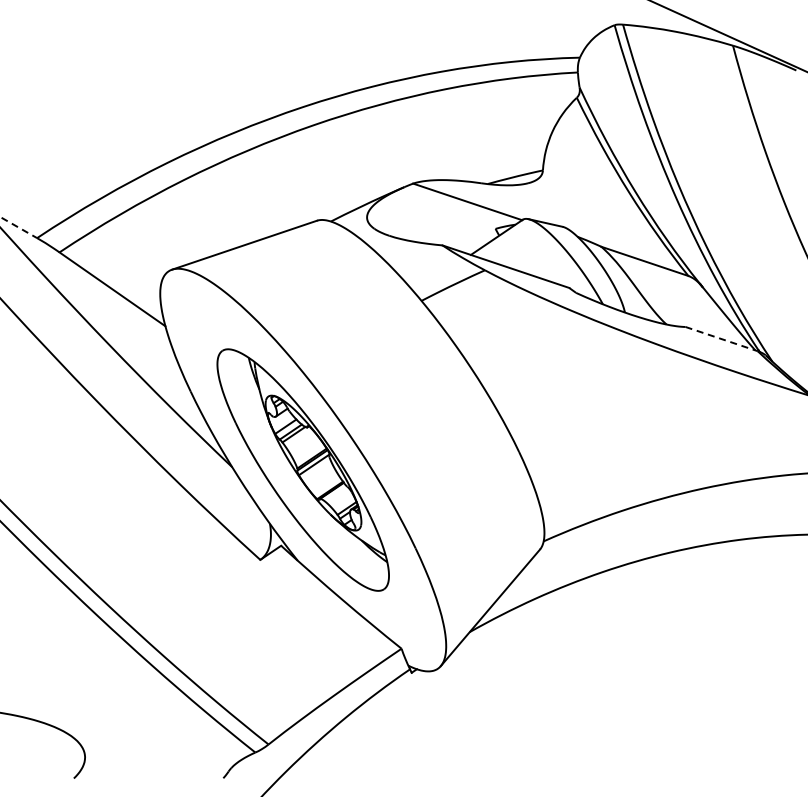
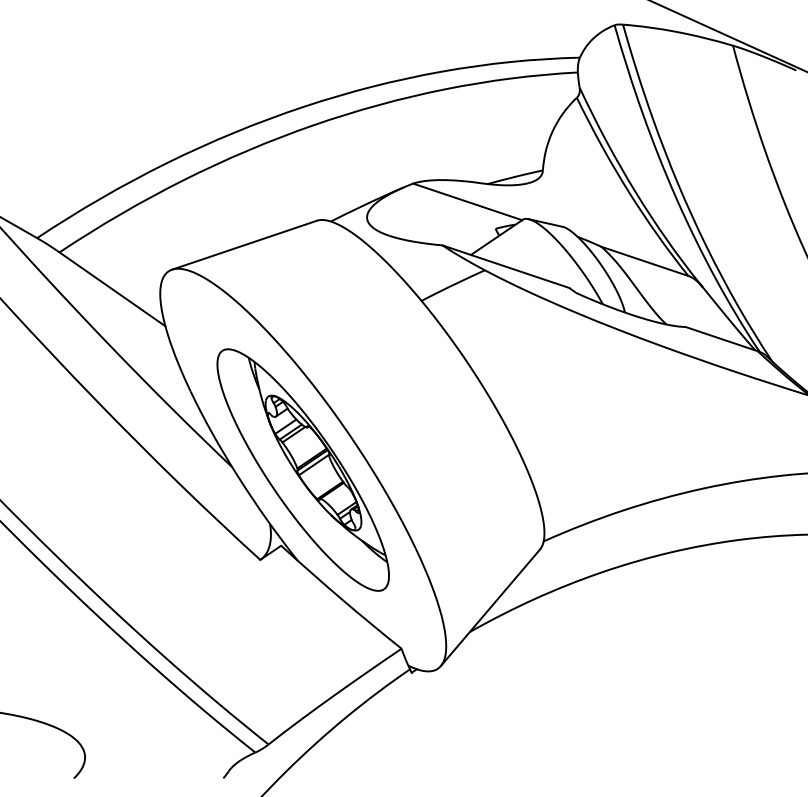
line: dashed -> solid (19, 227)
line: dashed -> solid (722, 339)
